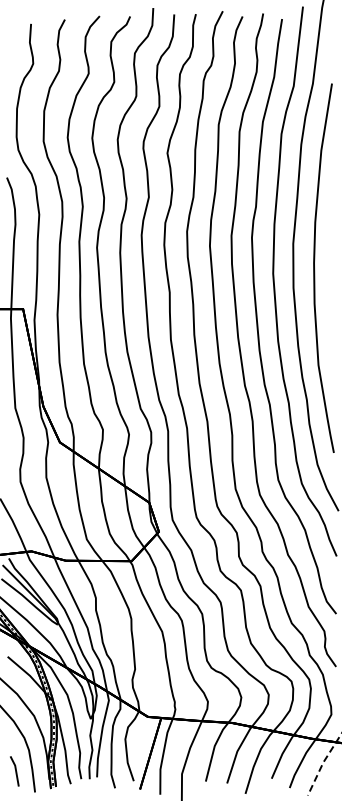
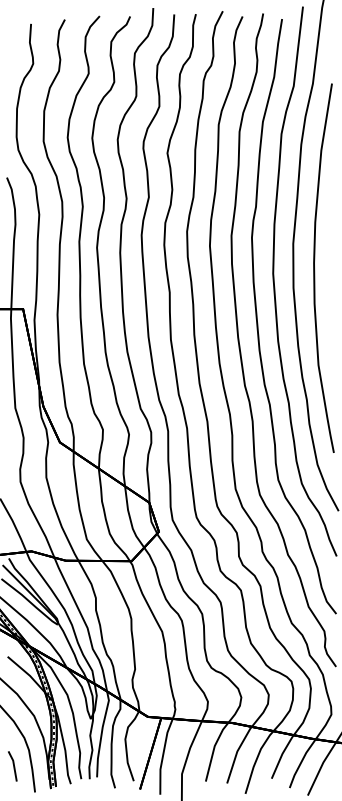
line: dashed -> solid (322, 763)
line position: (15, 771) -> (13, 766) (13, 766)
